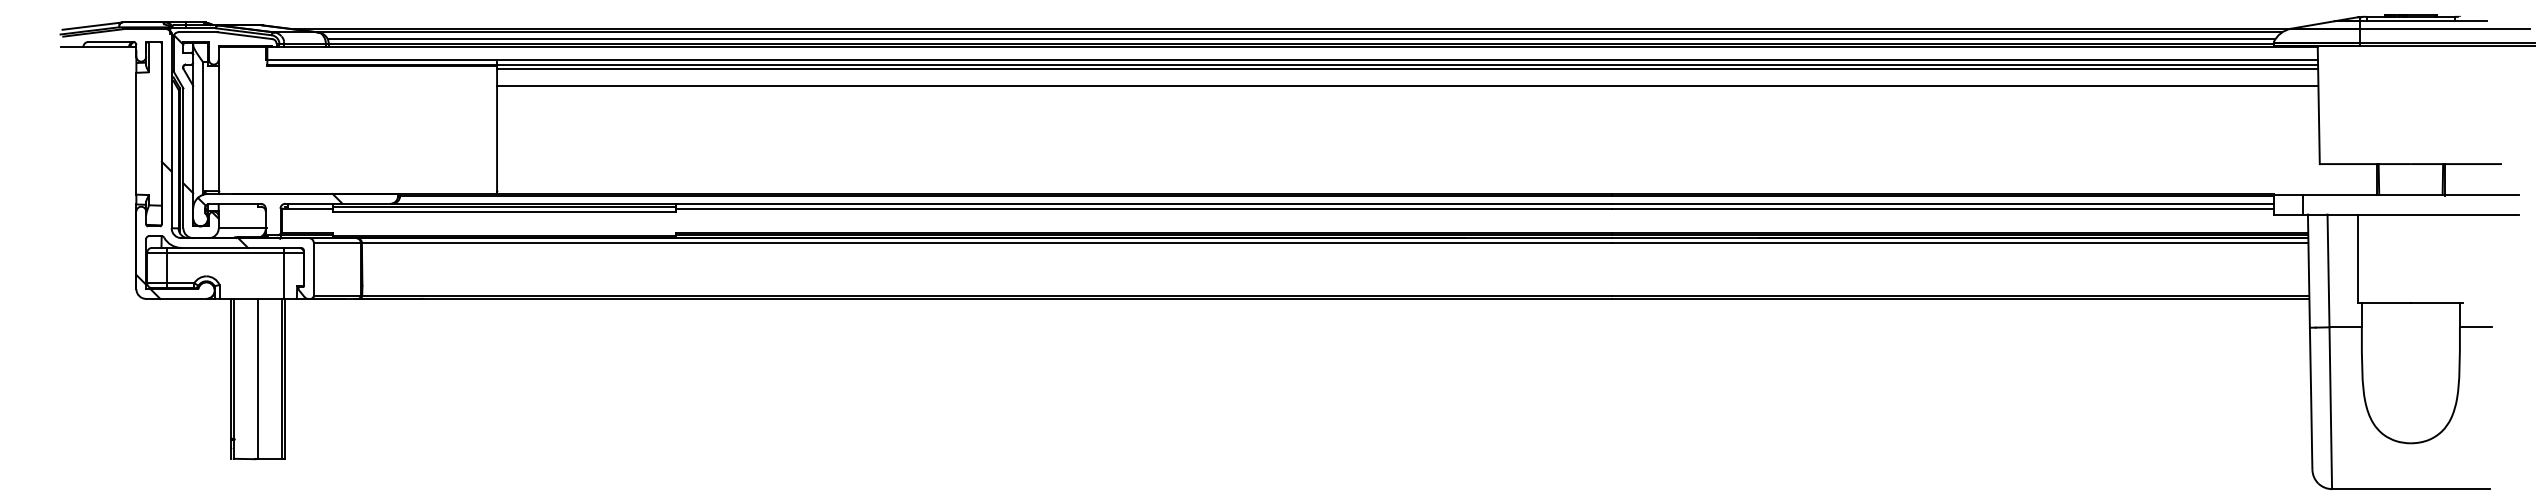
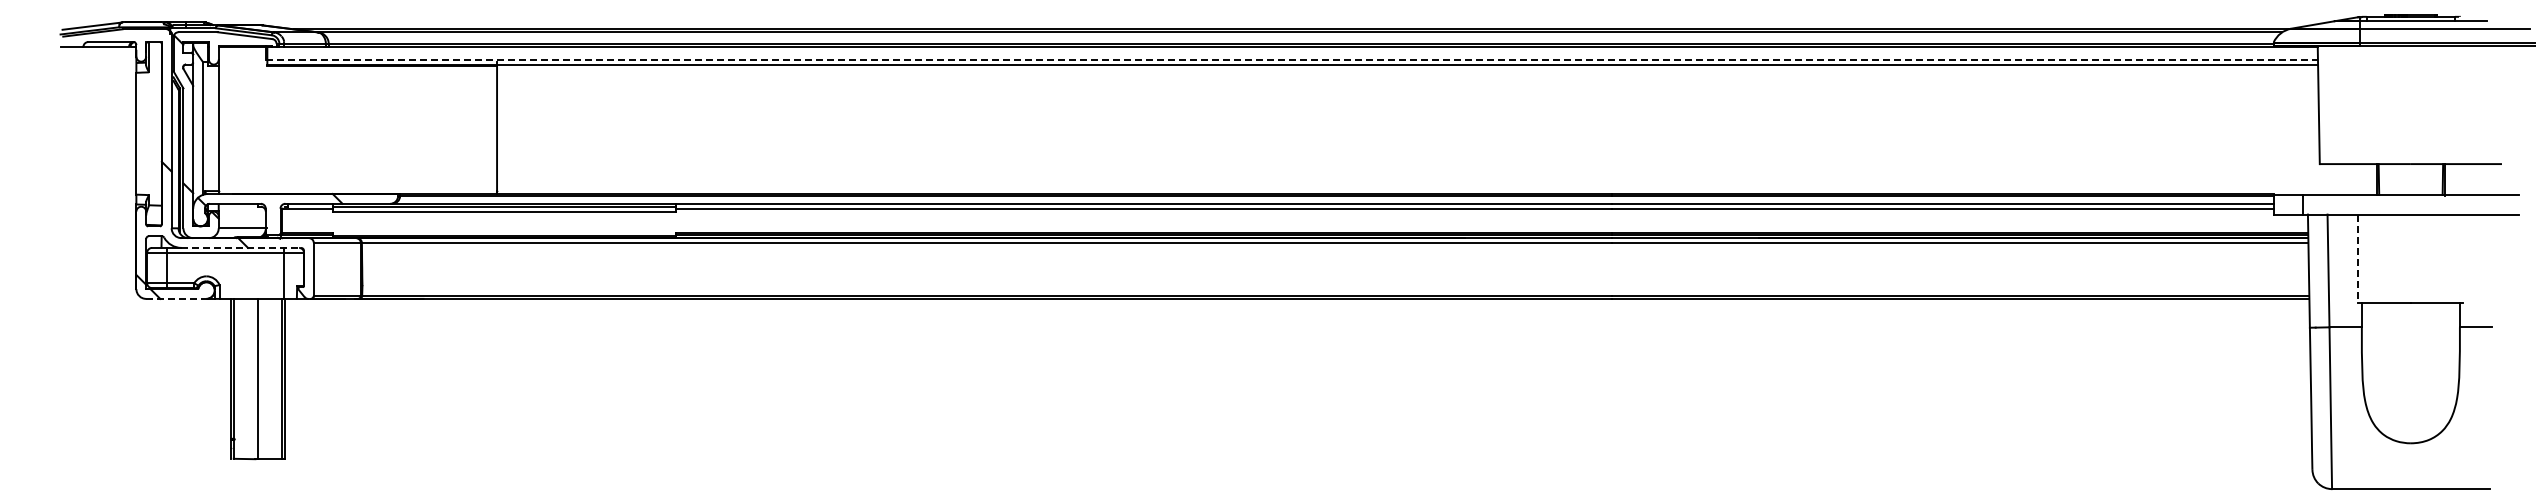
line: present -> none (1301, 39)
line: solid -> dashed (1292, 59)
line: present -> none (1407, 69)
line: present -> none (1407, 85)
line: solid -> dashed (241, 247)
line: solid -> dashed (2358, 259)
line: solid -> dashed (176, 298)
